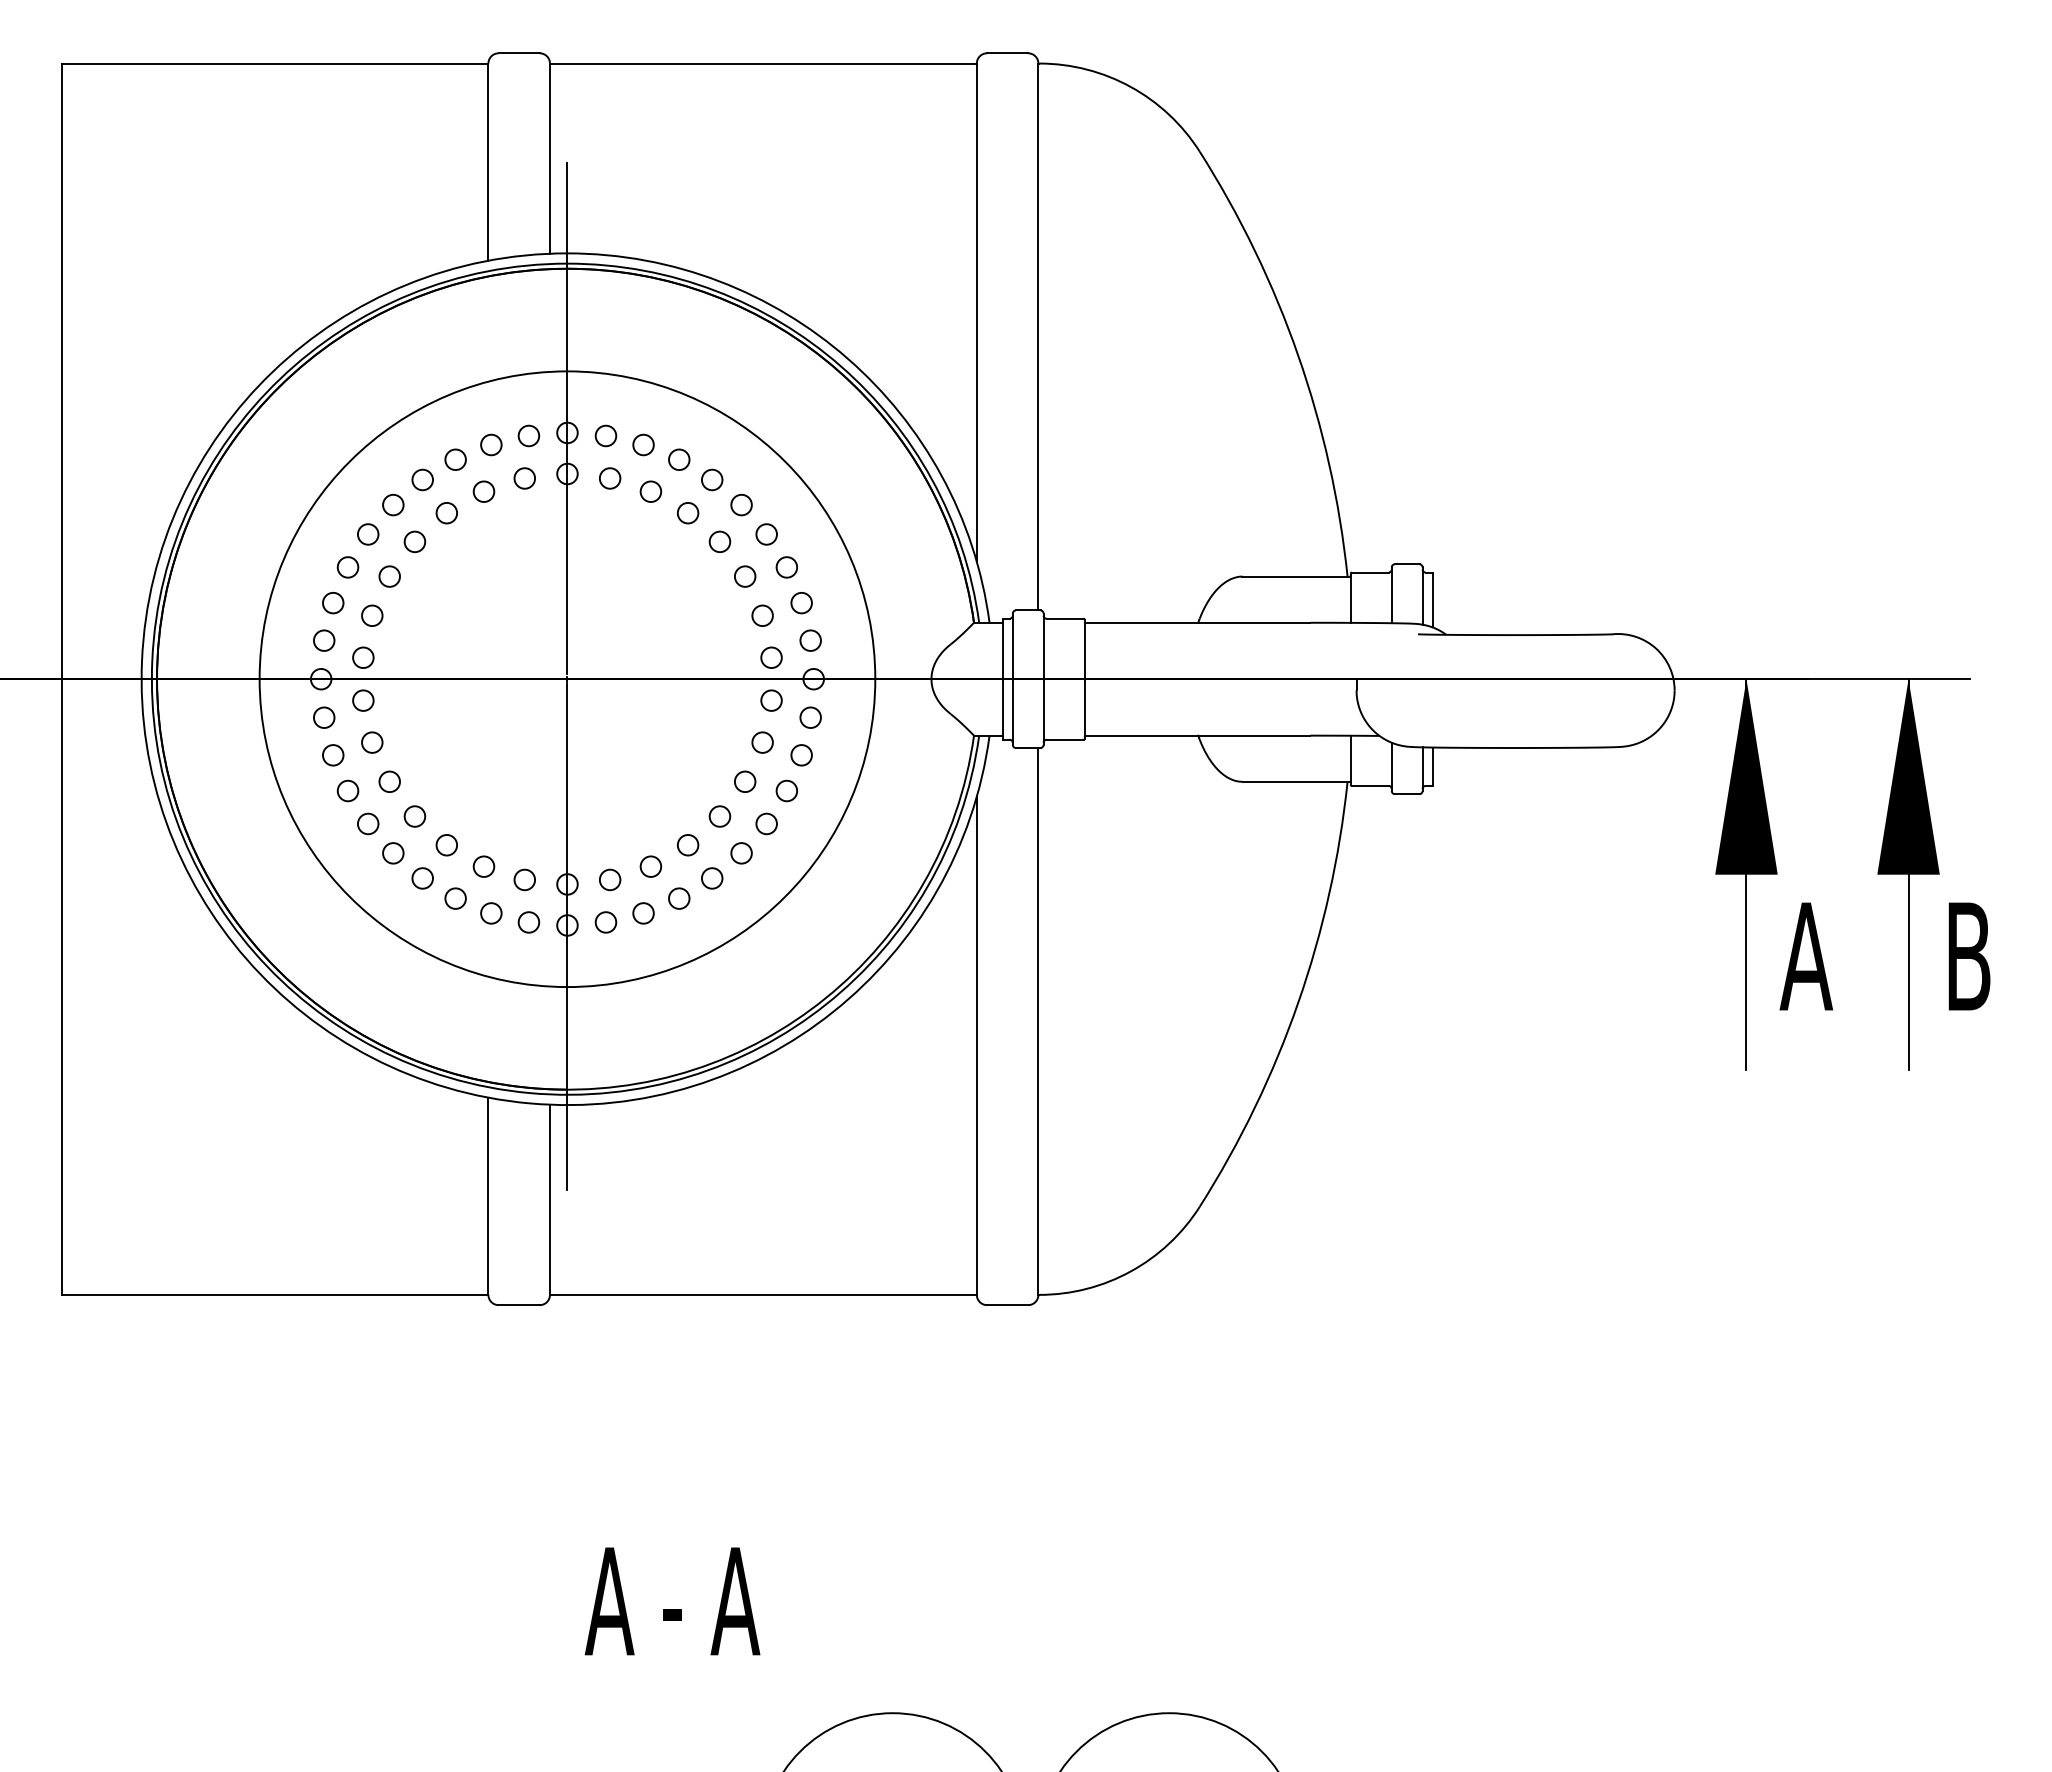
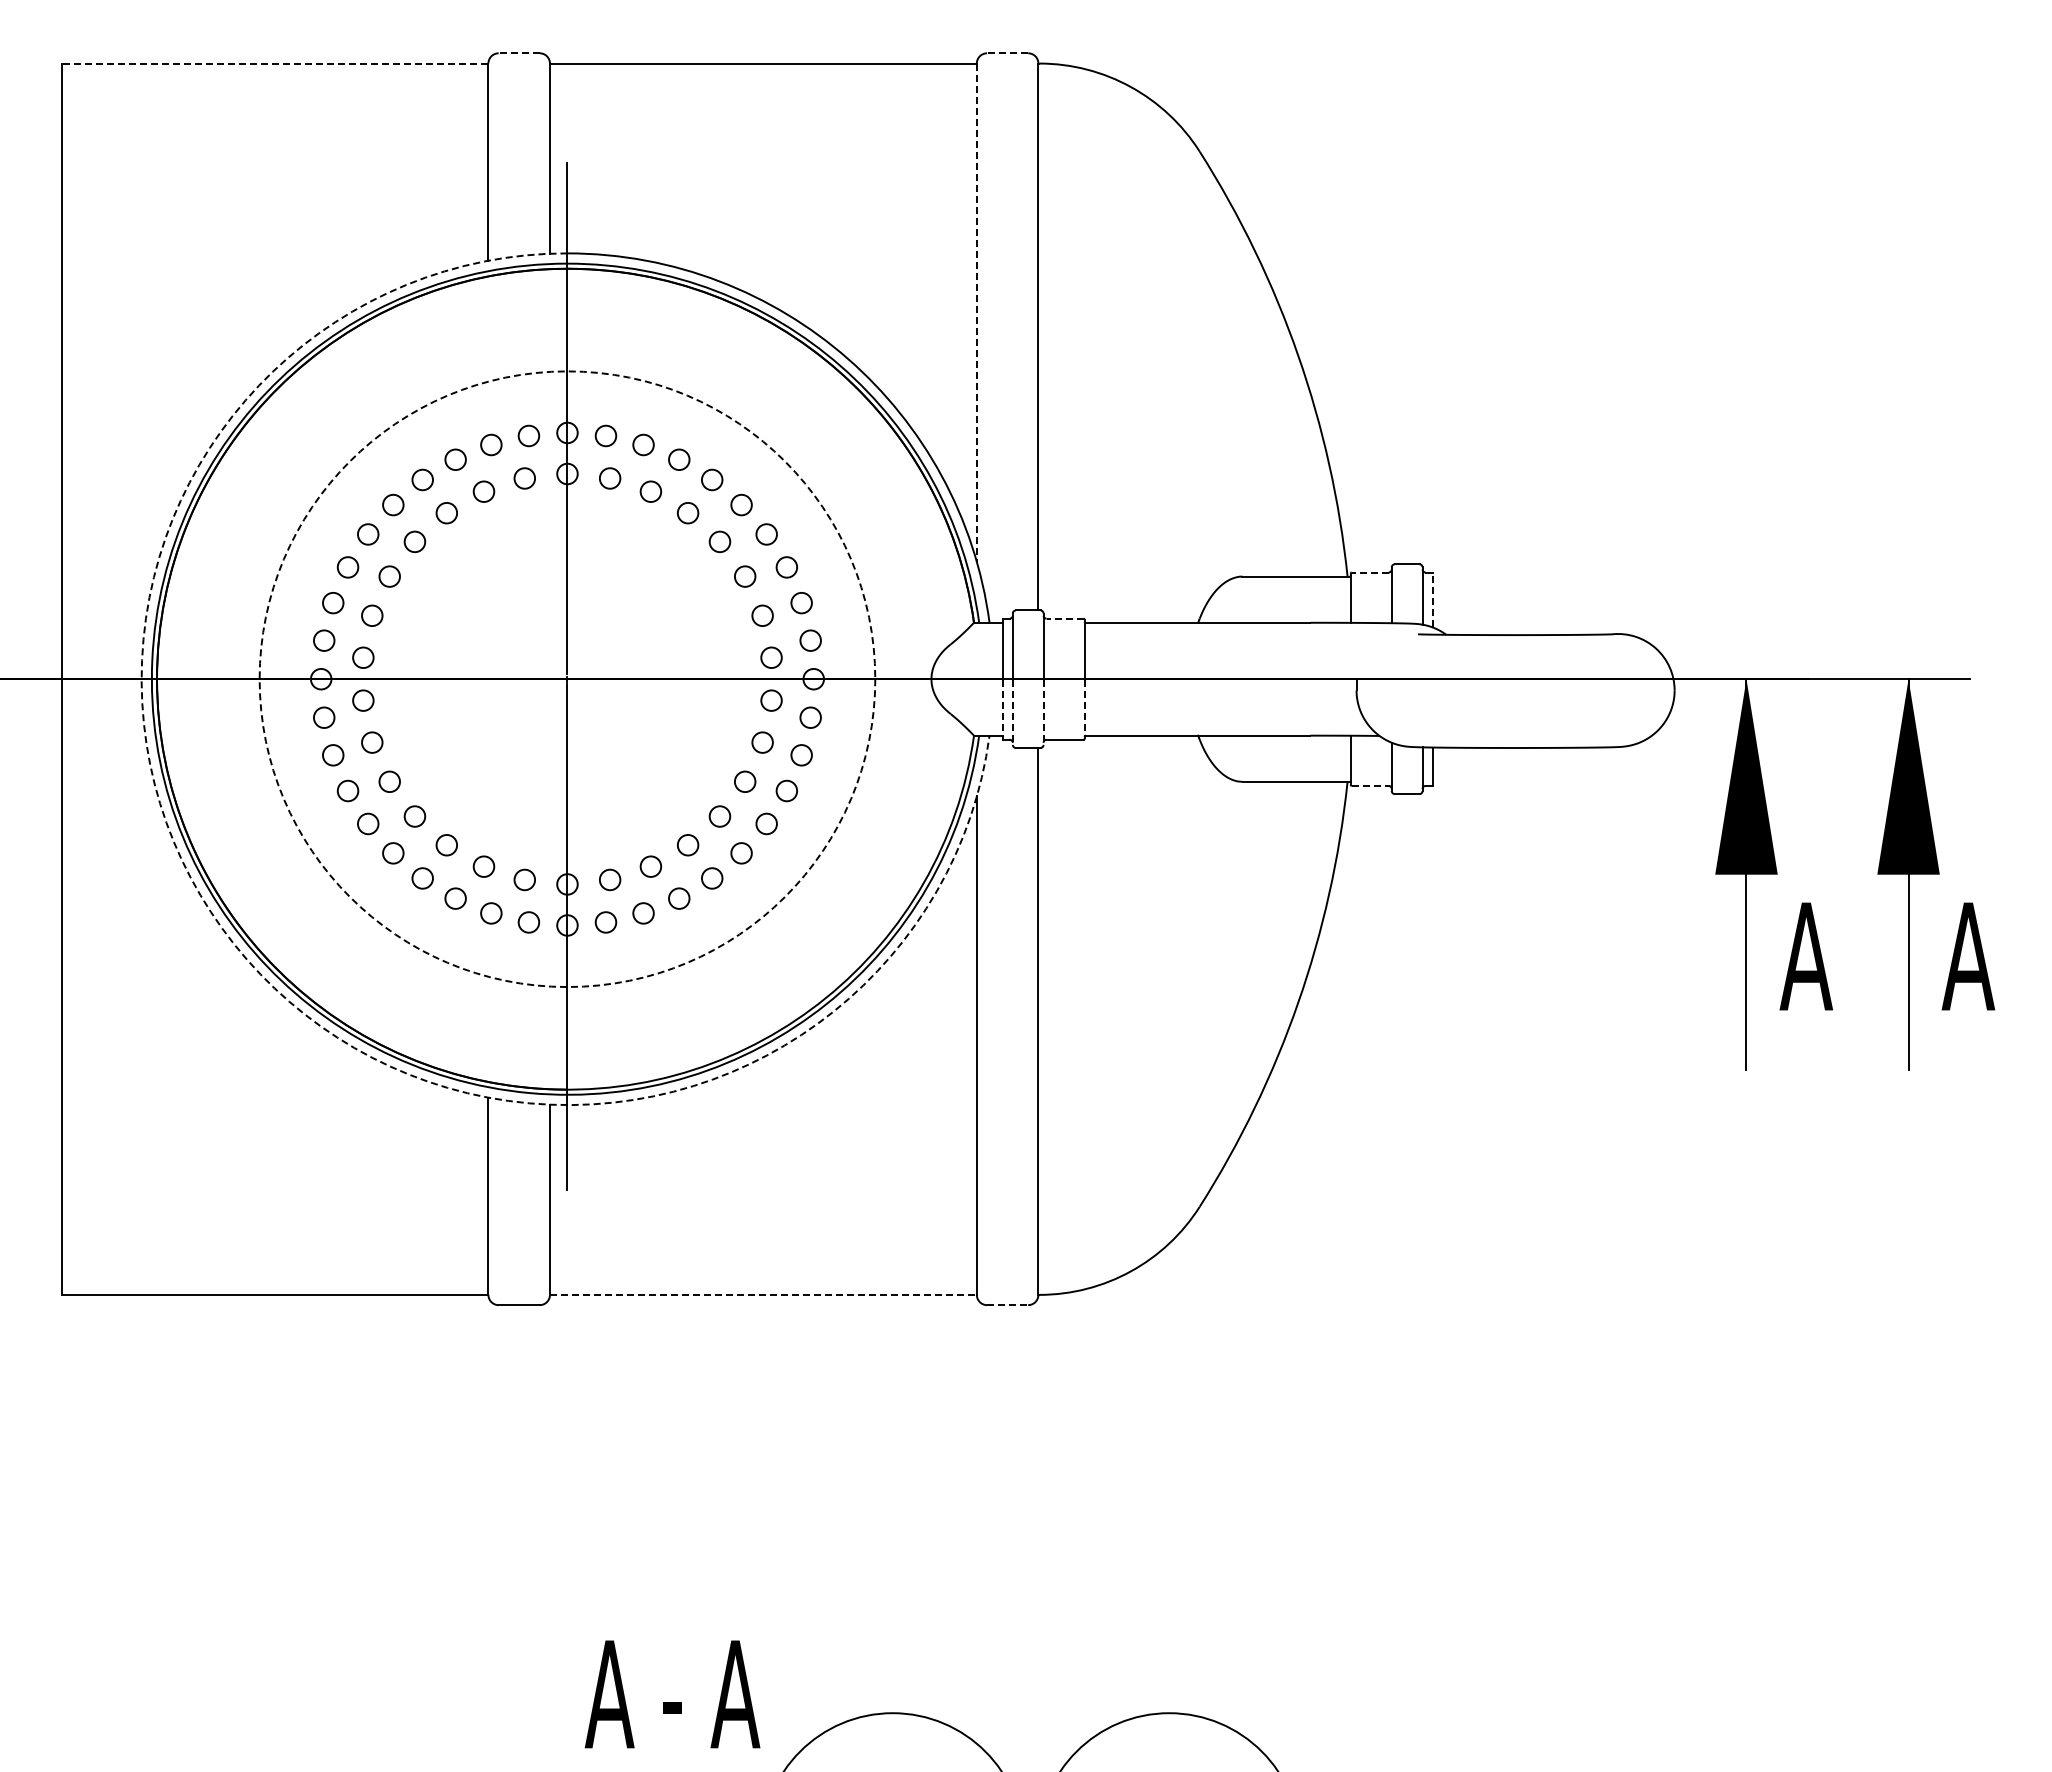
line: solid -> dashed (519, 53)
line: solid -> dashed (1007, 53)
line: solid -> dashed (274, 63)
line: solid -> dashed (976, 313)
line: solid -> dashed (1369, 572)
line: solid -> dashed (1432, 599)
line: solid -> dashed (1064, 618)
circle: solid -> dashed (567, 679)
line: solid -> dashed (1002, 709)
line: solid -> dashed (1084, 709)
line: solid -> dashed (1012, 712)
line: solid -> dashed (1043, 712)
line: solid -> dashed (1370, 785)
text: B -> A (1968, 956)
arc: solid -> dashed (247, 959)
line: solid -> dashed (763, 1294)
line: solid -> dashed (1007, 1305)
text position: (672, 1601) -> (672, 1694) (672, 1694)
